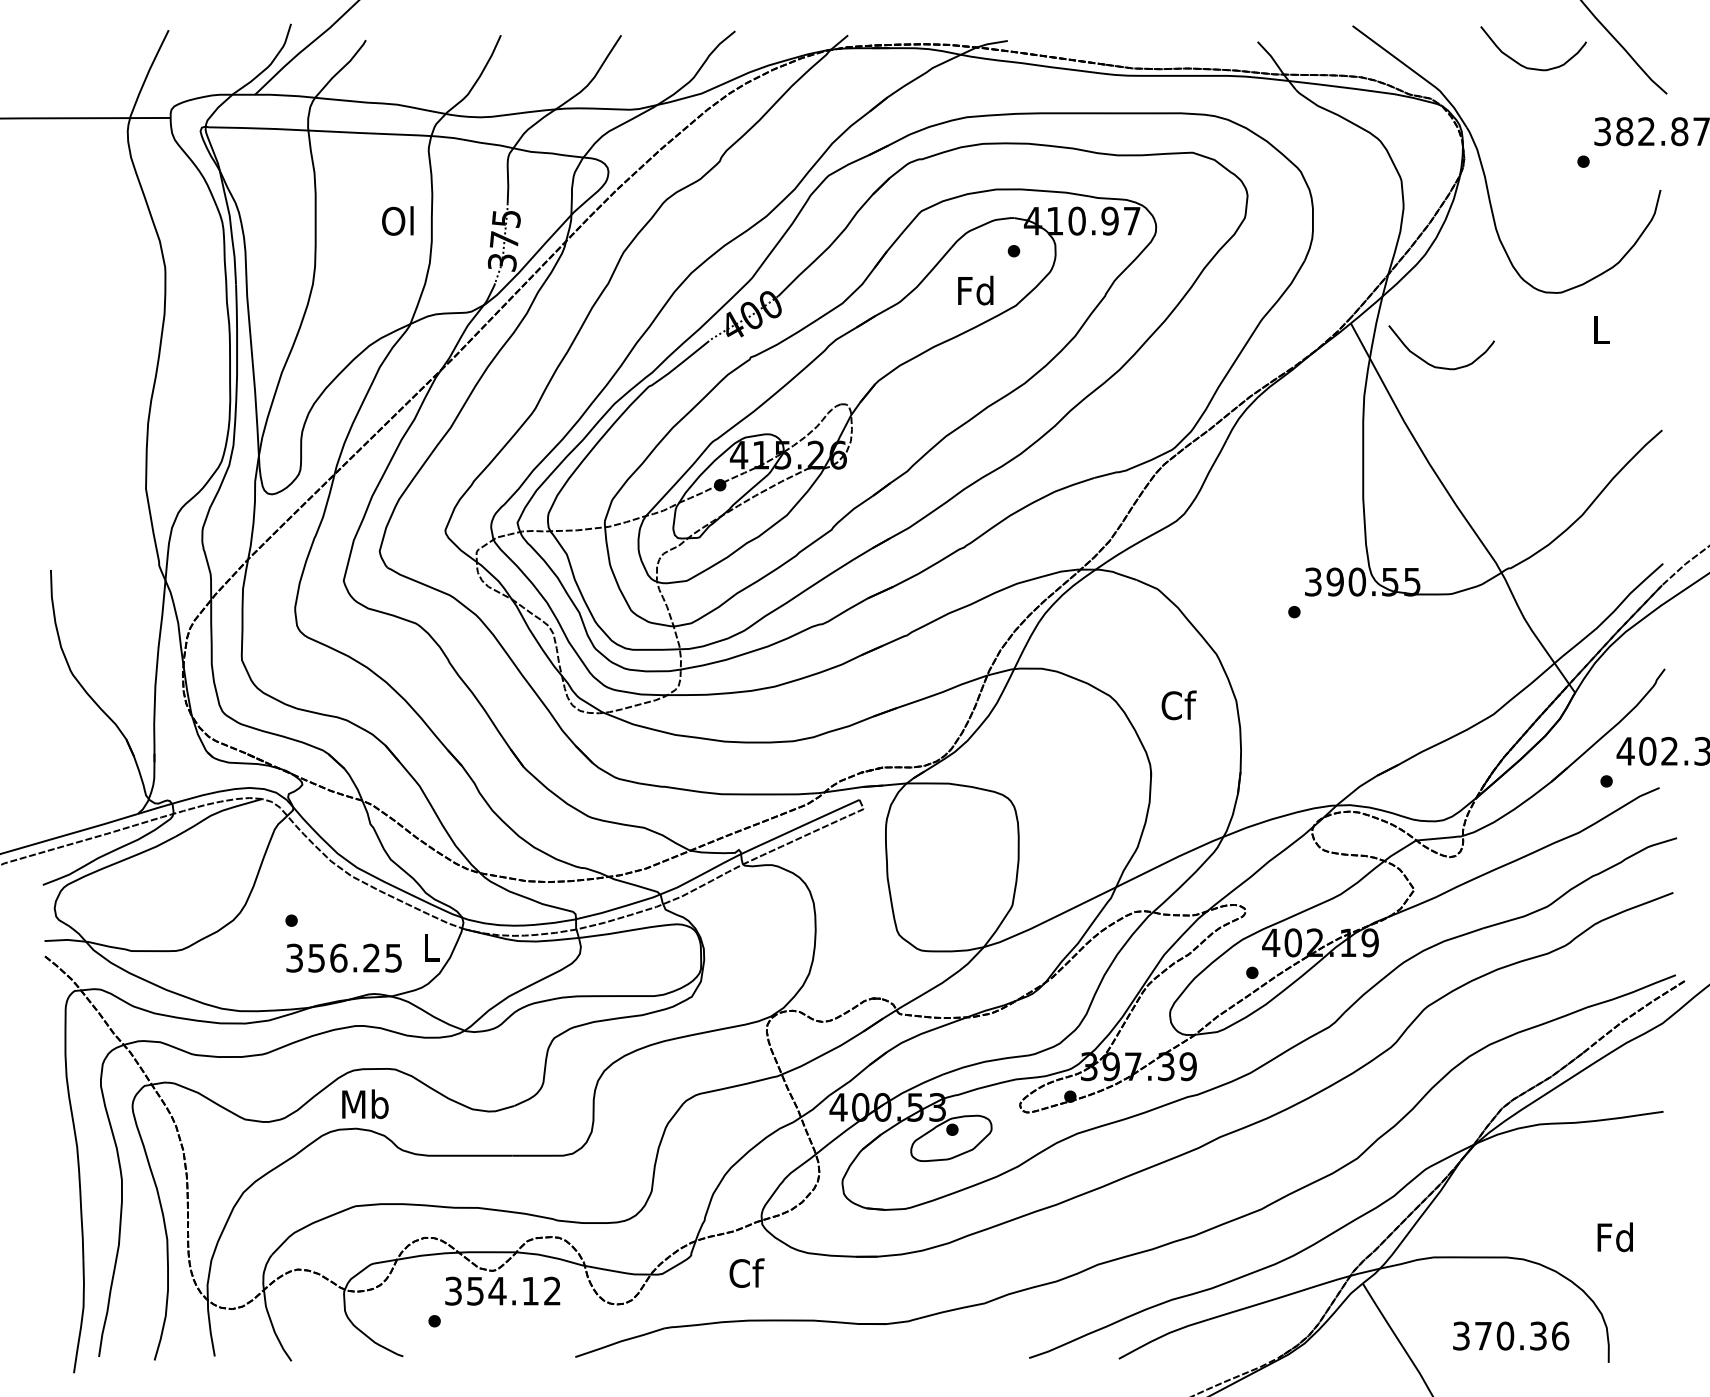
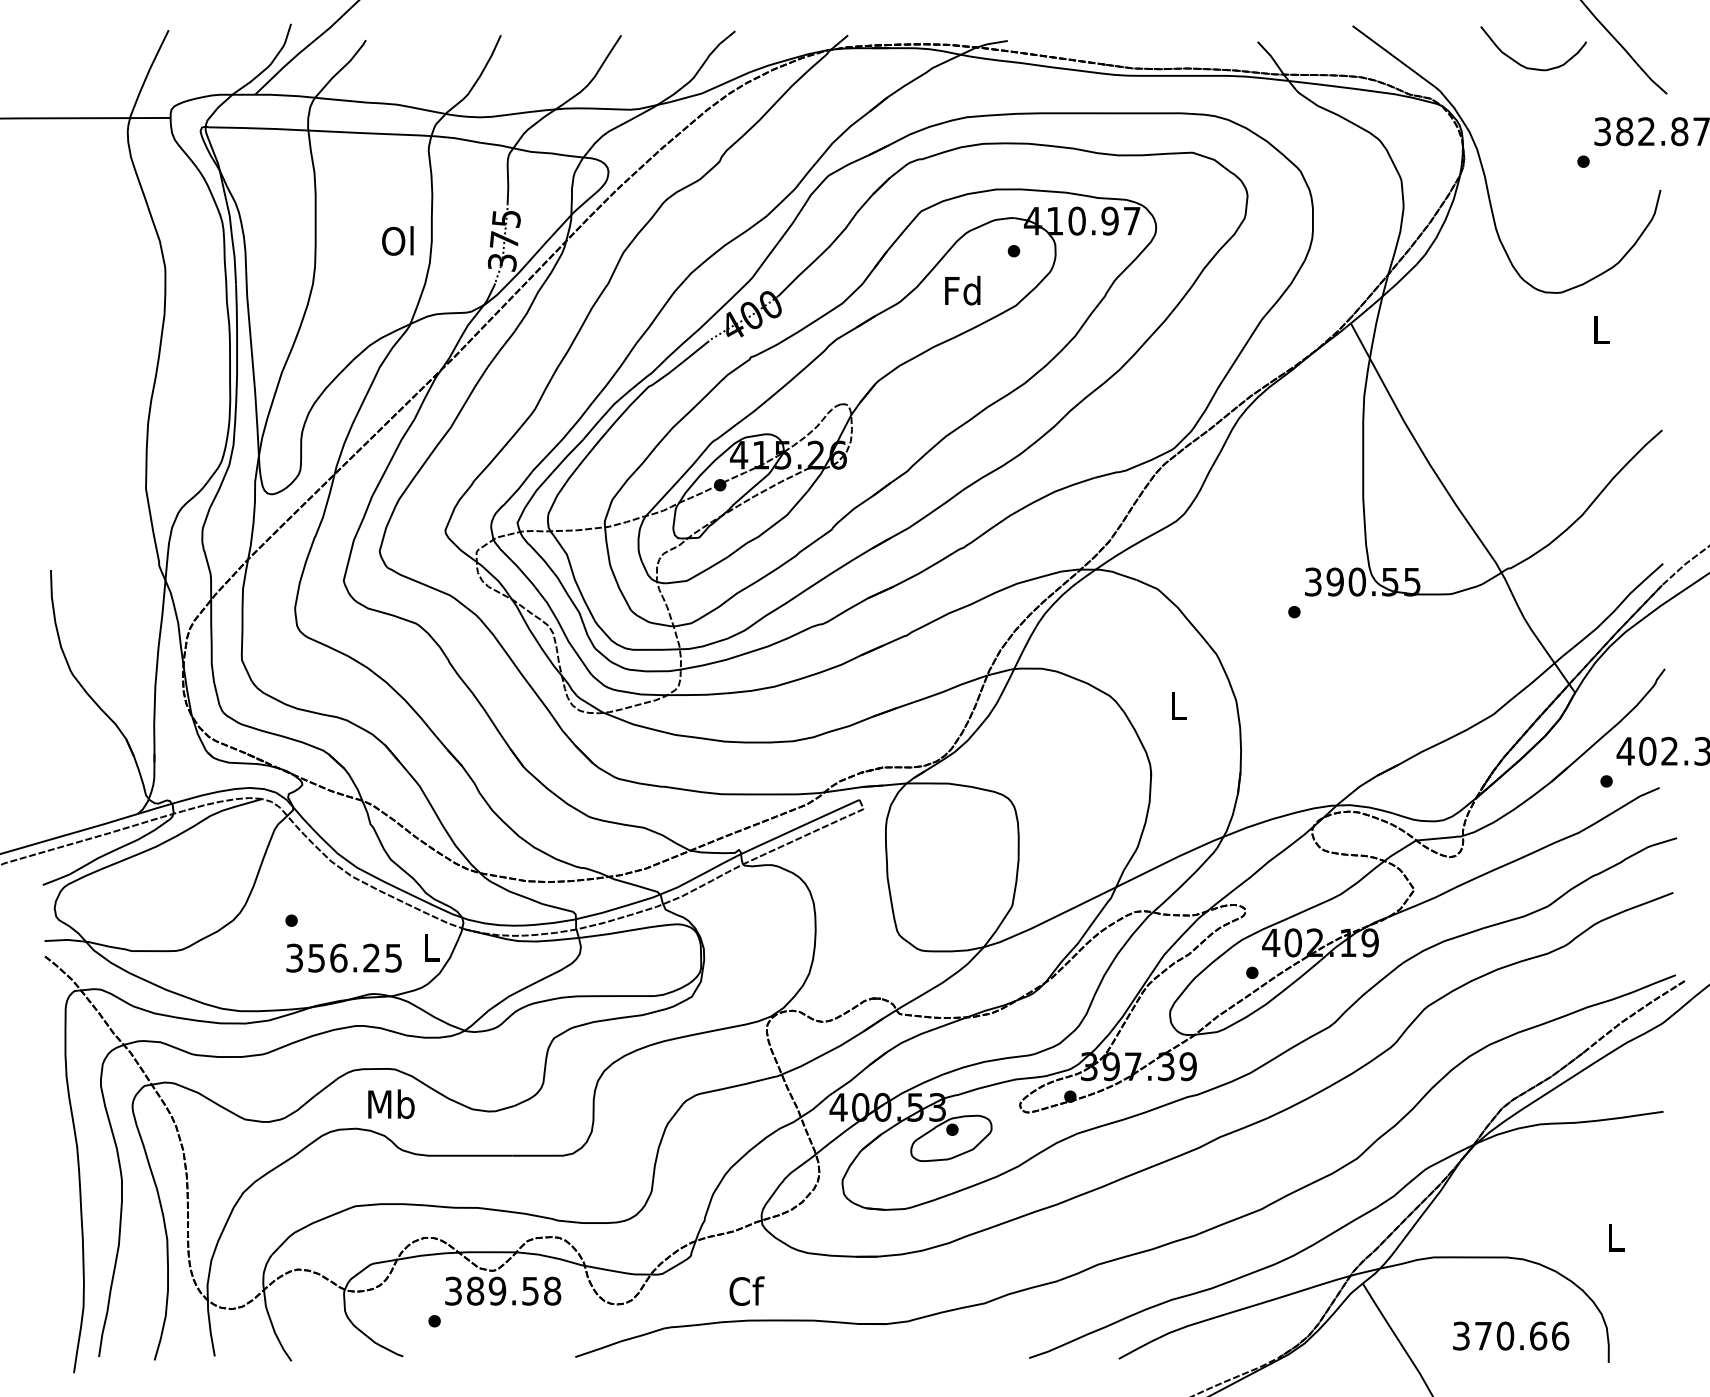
text position: (397, 220) -> (397, 240) (397, 240)
text position: (975, 290) -> (962, 290) (962, 290)
curve: present -> none (1439, 366)
text: Cf -> L (1178, 705)
text position: (365, 1103) -> (391, 1103) (391, 1103)
text: Fd -> L (1614, 1237)
text position: (746, 1272) -> (746, 1290) (746, 1290)
text: 354.12 -> 389.58 (514, 1290)
text: 370.36 -> 370.66 (1538, 1335)
